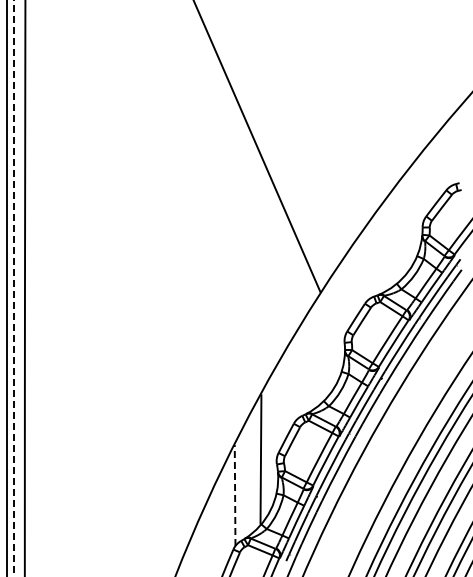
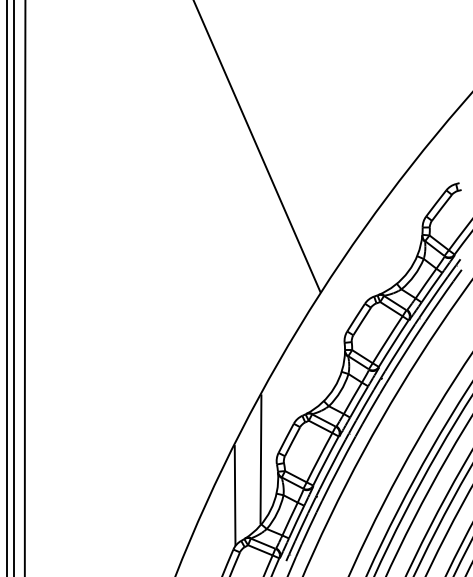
line: dashed -> solid (14, 288)
line: dashed -> solid (235, 495)
